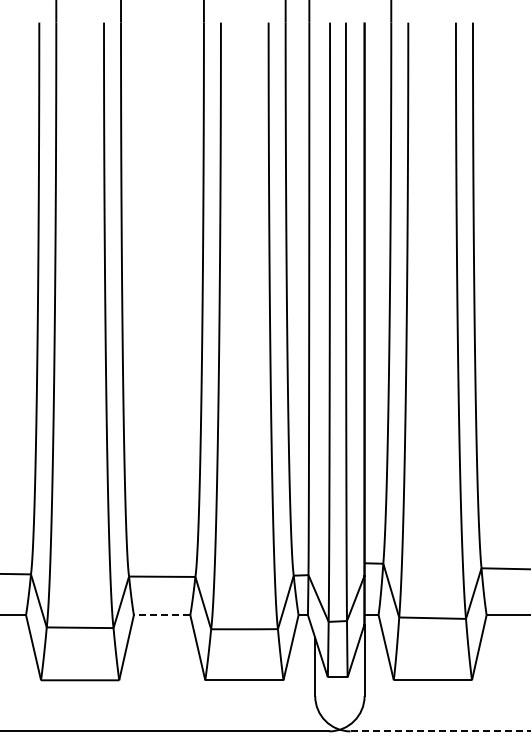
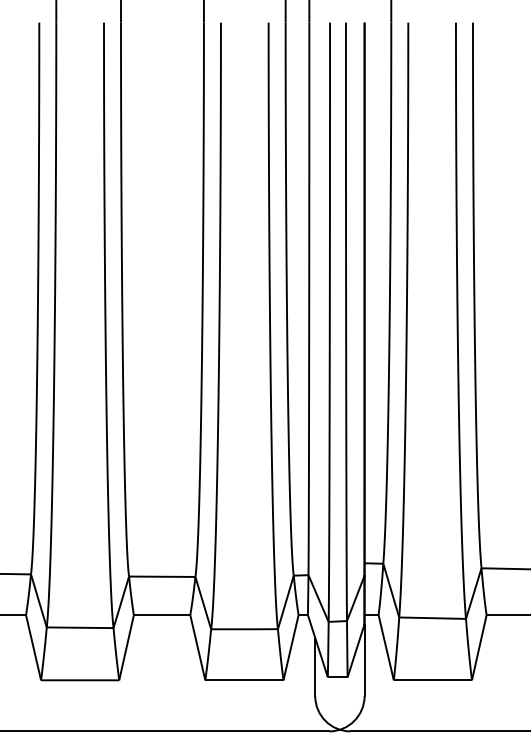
line: dashed -> solid (162, 615)
line: dashed -> solid (440, 731)
